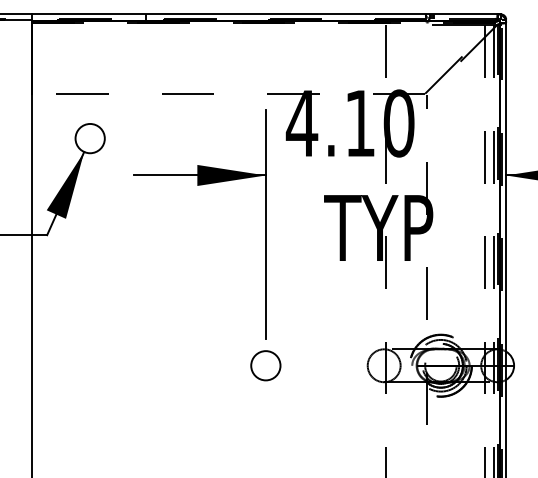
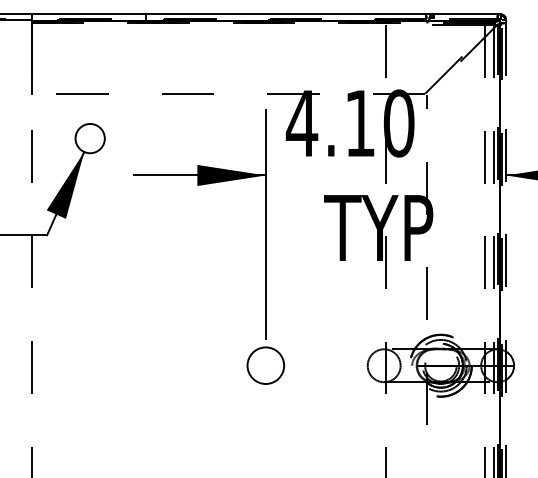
line: solid -> dashed (31, 249)
line: solid -> dashed (506, 249)
circle size: 32x32 px -> 39x39 px (265, 365)
